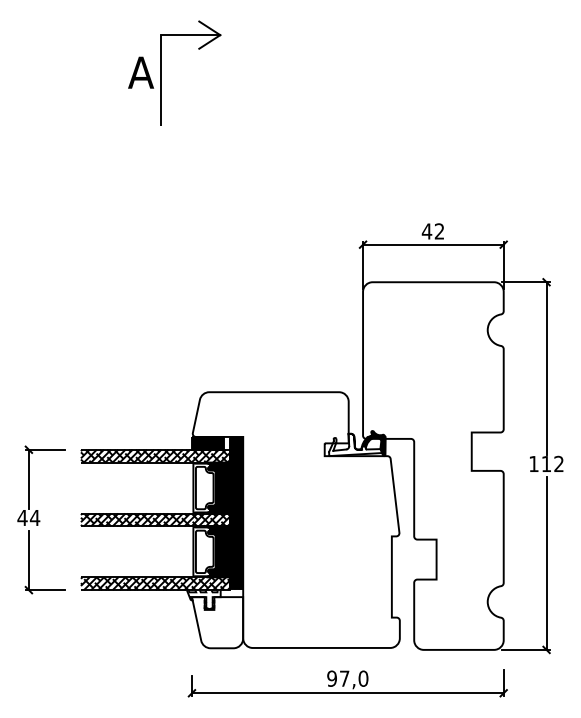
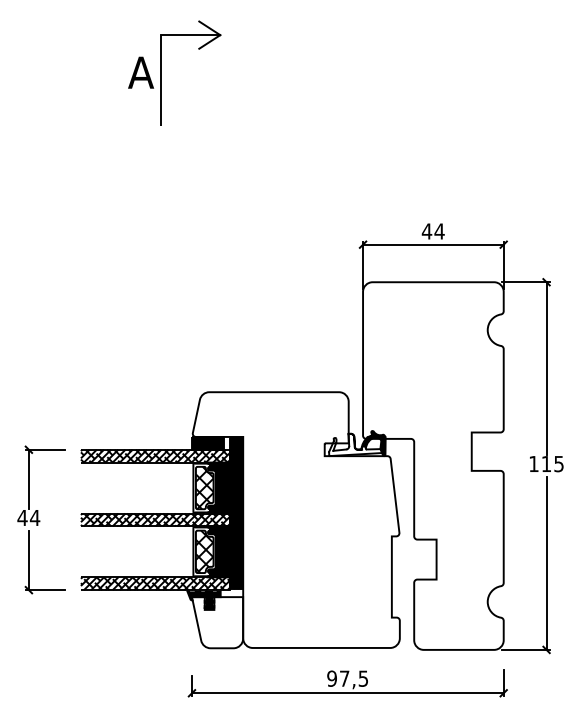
text: 42 -> 44 (439, 231)
text: 112 -> 115 (558, 463)
hatch: none -> present (204, 487)
hatch: none -> present (204, 551)
fill: none -> present (203, 599)
text: 97,0 -> 97,5 (363, 678)
